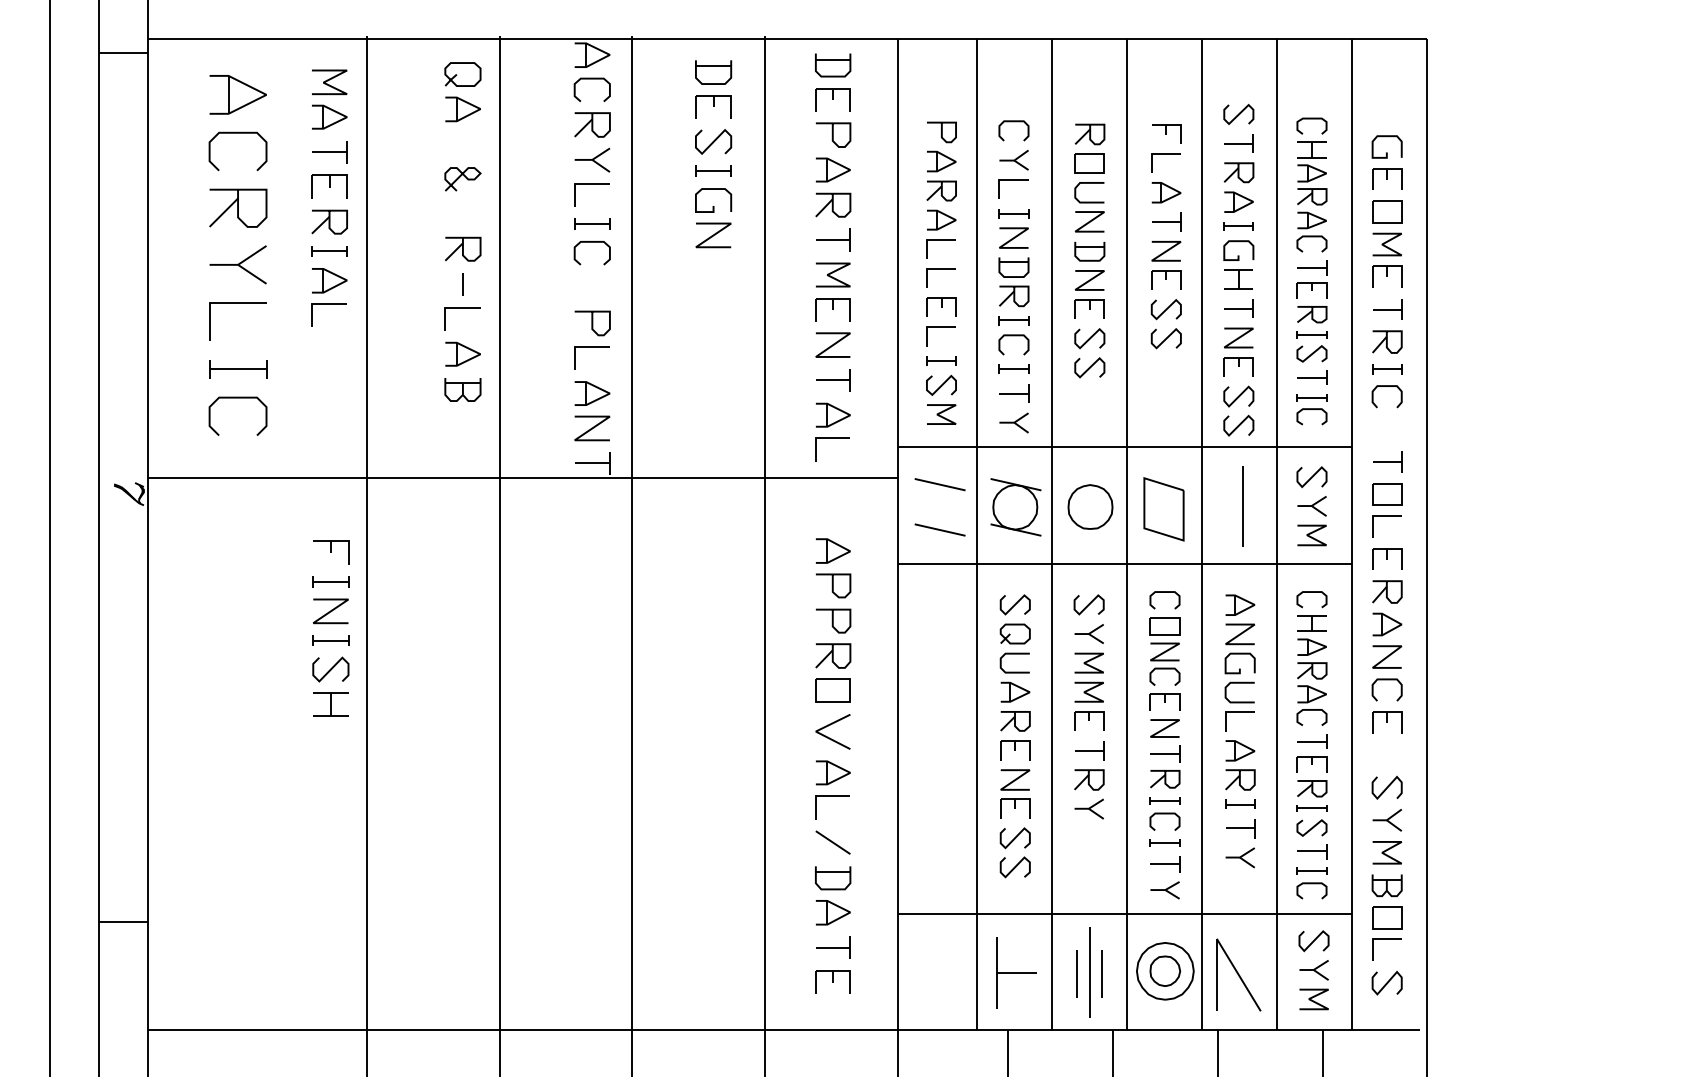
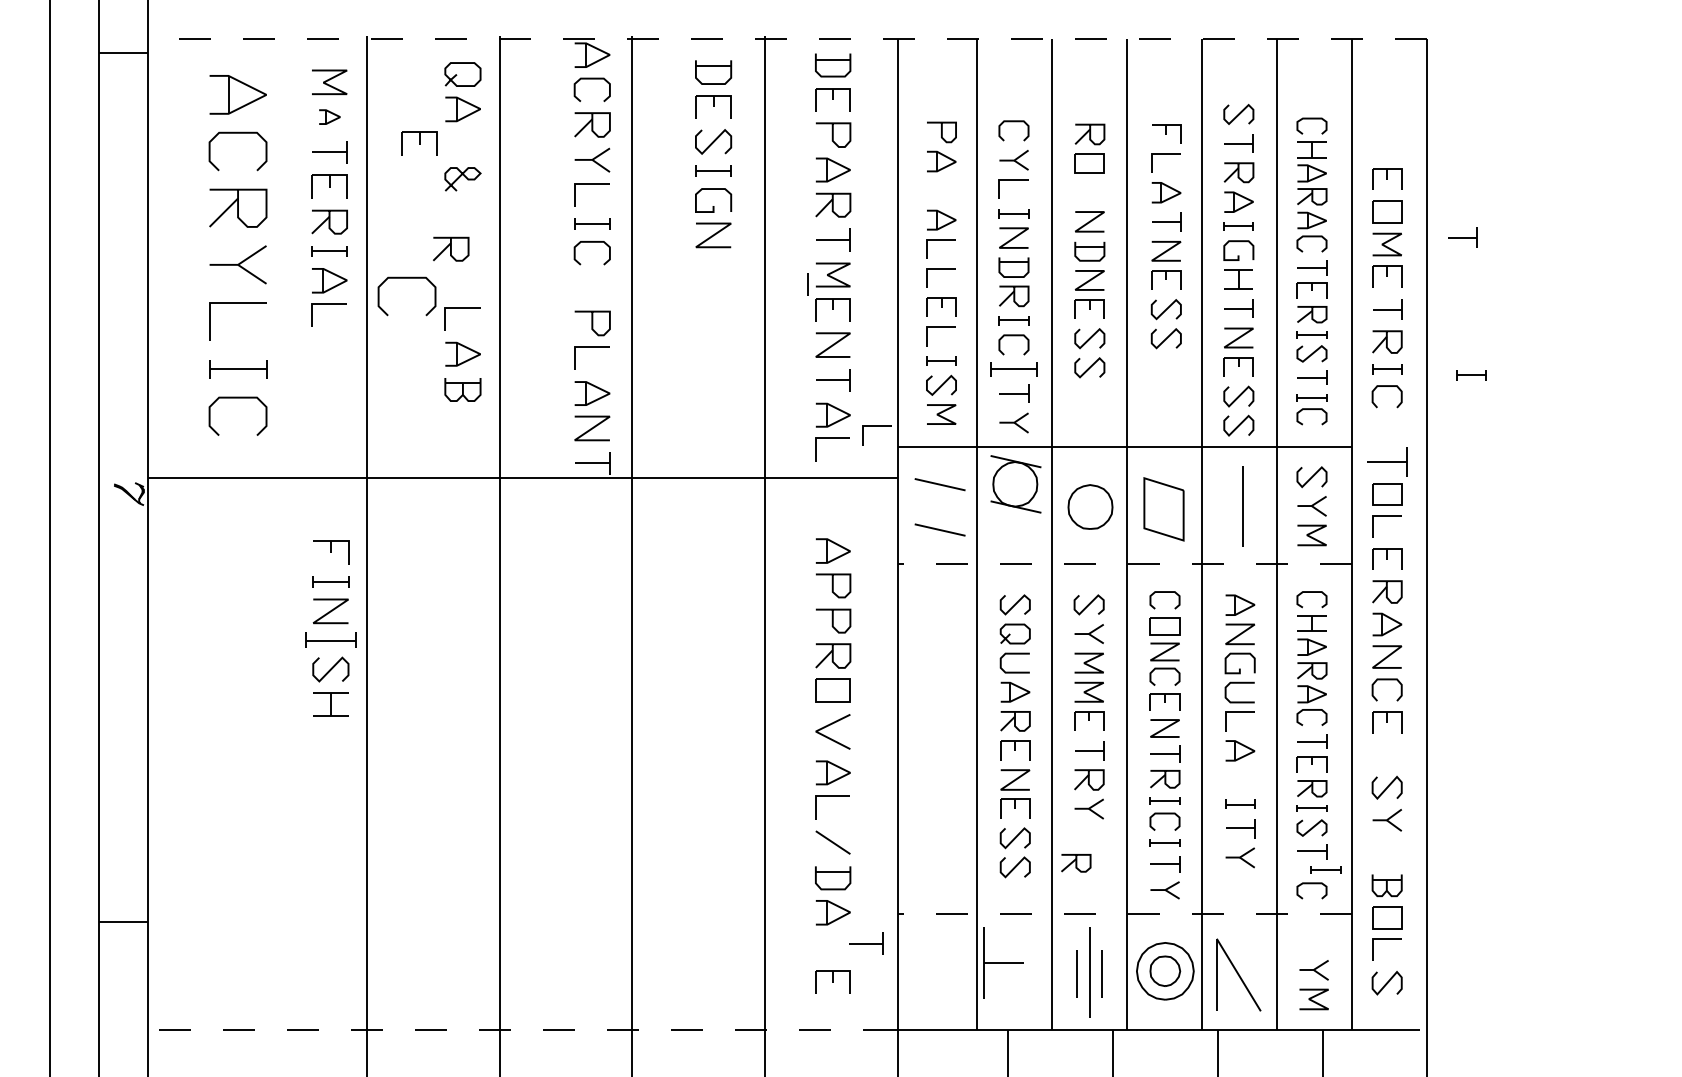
line: solid -> dashed (787, 39)
part size: 36x26 px -> 22x16 px (329, 116)
part: none -> present (419, 143)
curve: present -> none (1386, 152)
curve: present -> none (1089, 183)
part: present -> none (941, 190)
part: none -> present (1462, 237)
part position: (463, 248) -> (451, 248) (451, 248)
curve: none -> present (406, 278)
line position: (462, 284) -> (807, 284) (807, 284)
part size: 32x10 px -> 48x15 px (1013, 369)
part: none -> present (1471, 375)
line: none -> present (876, 426)
part size: 30x22 px -> 41x30 px (1387, 461)
part position: (1015, 507) -> (1015, 484) (1015, 484)
line: solid -> dashed (1124, 564)
part size: 38x11 px -> 52x16 px (330, 639)
part: present -> none (1240, 779)
line: present -> none (1386, 851)
part: none -> present (1076, 863)
part position: (1311, 870) -> (1325, 869) (1325, 869)
line: solid -> dashed (1124, 913)
curve: present -> none (1313, 941)
part position: (833, 947) -> (866, 943) (866, 943)
part position: (1016, 972) -> (1003, 962) (1003, 962)
line: solid -> dashed (521, 1030)
